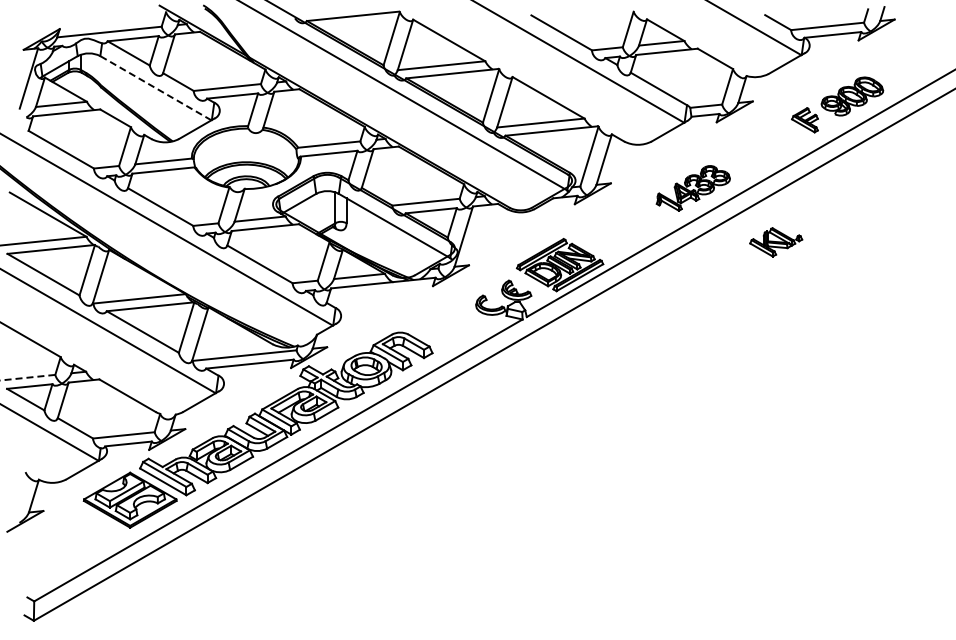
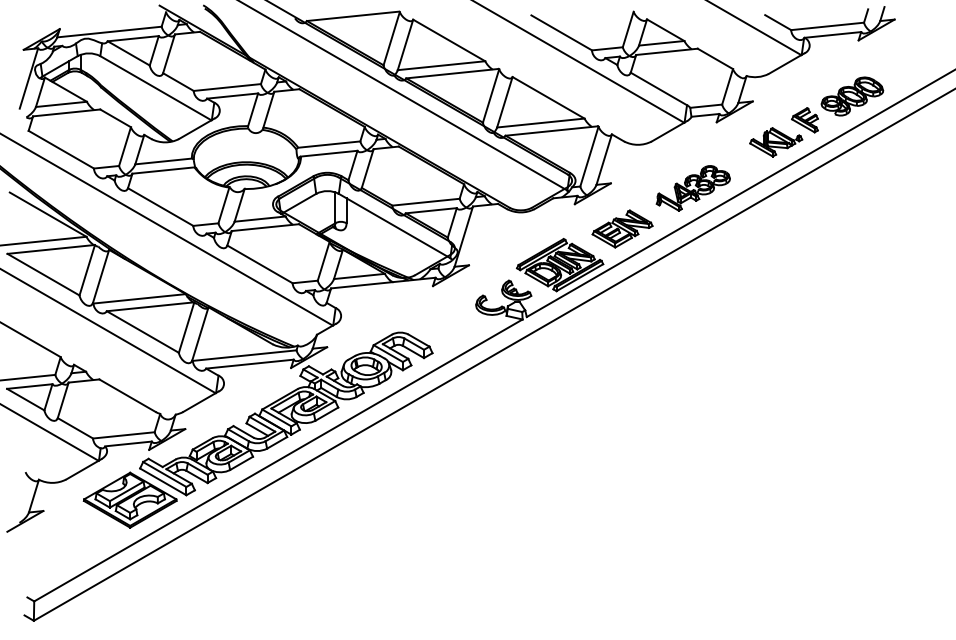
line: dashed -> solid (155, 87)
part: none -> present (622, 228)
part position: (776, 242) -> (776, 142) (776, 142)
line: dashed -> solid (27, 377)
